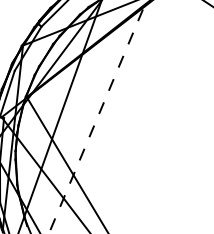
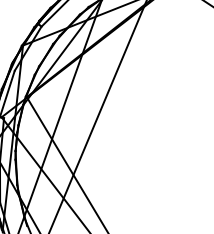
line: dashed -> solid (97, 116)
